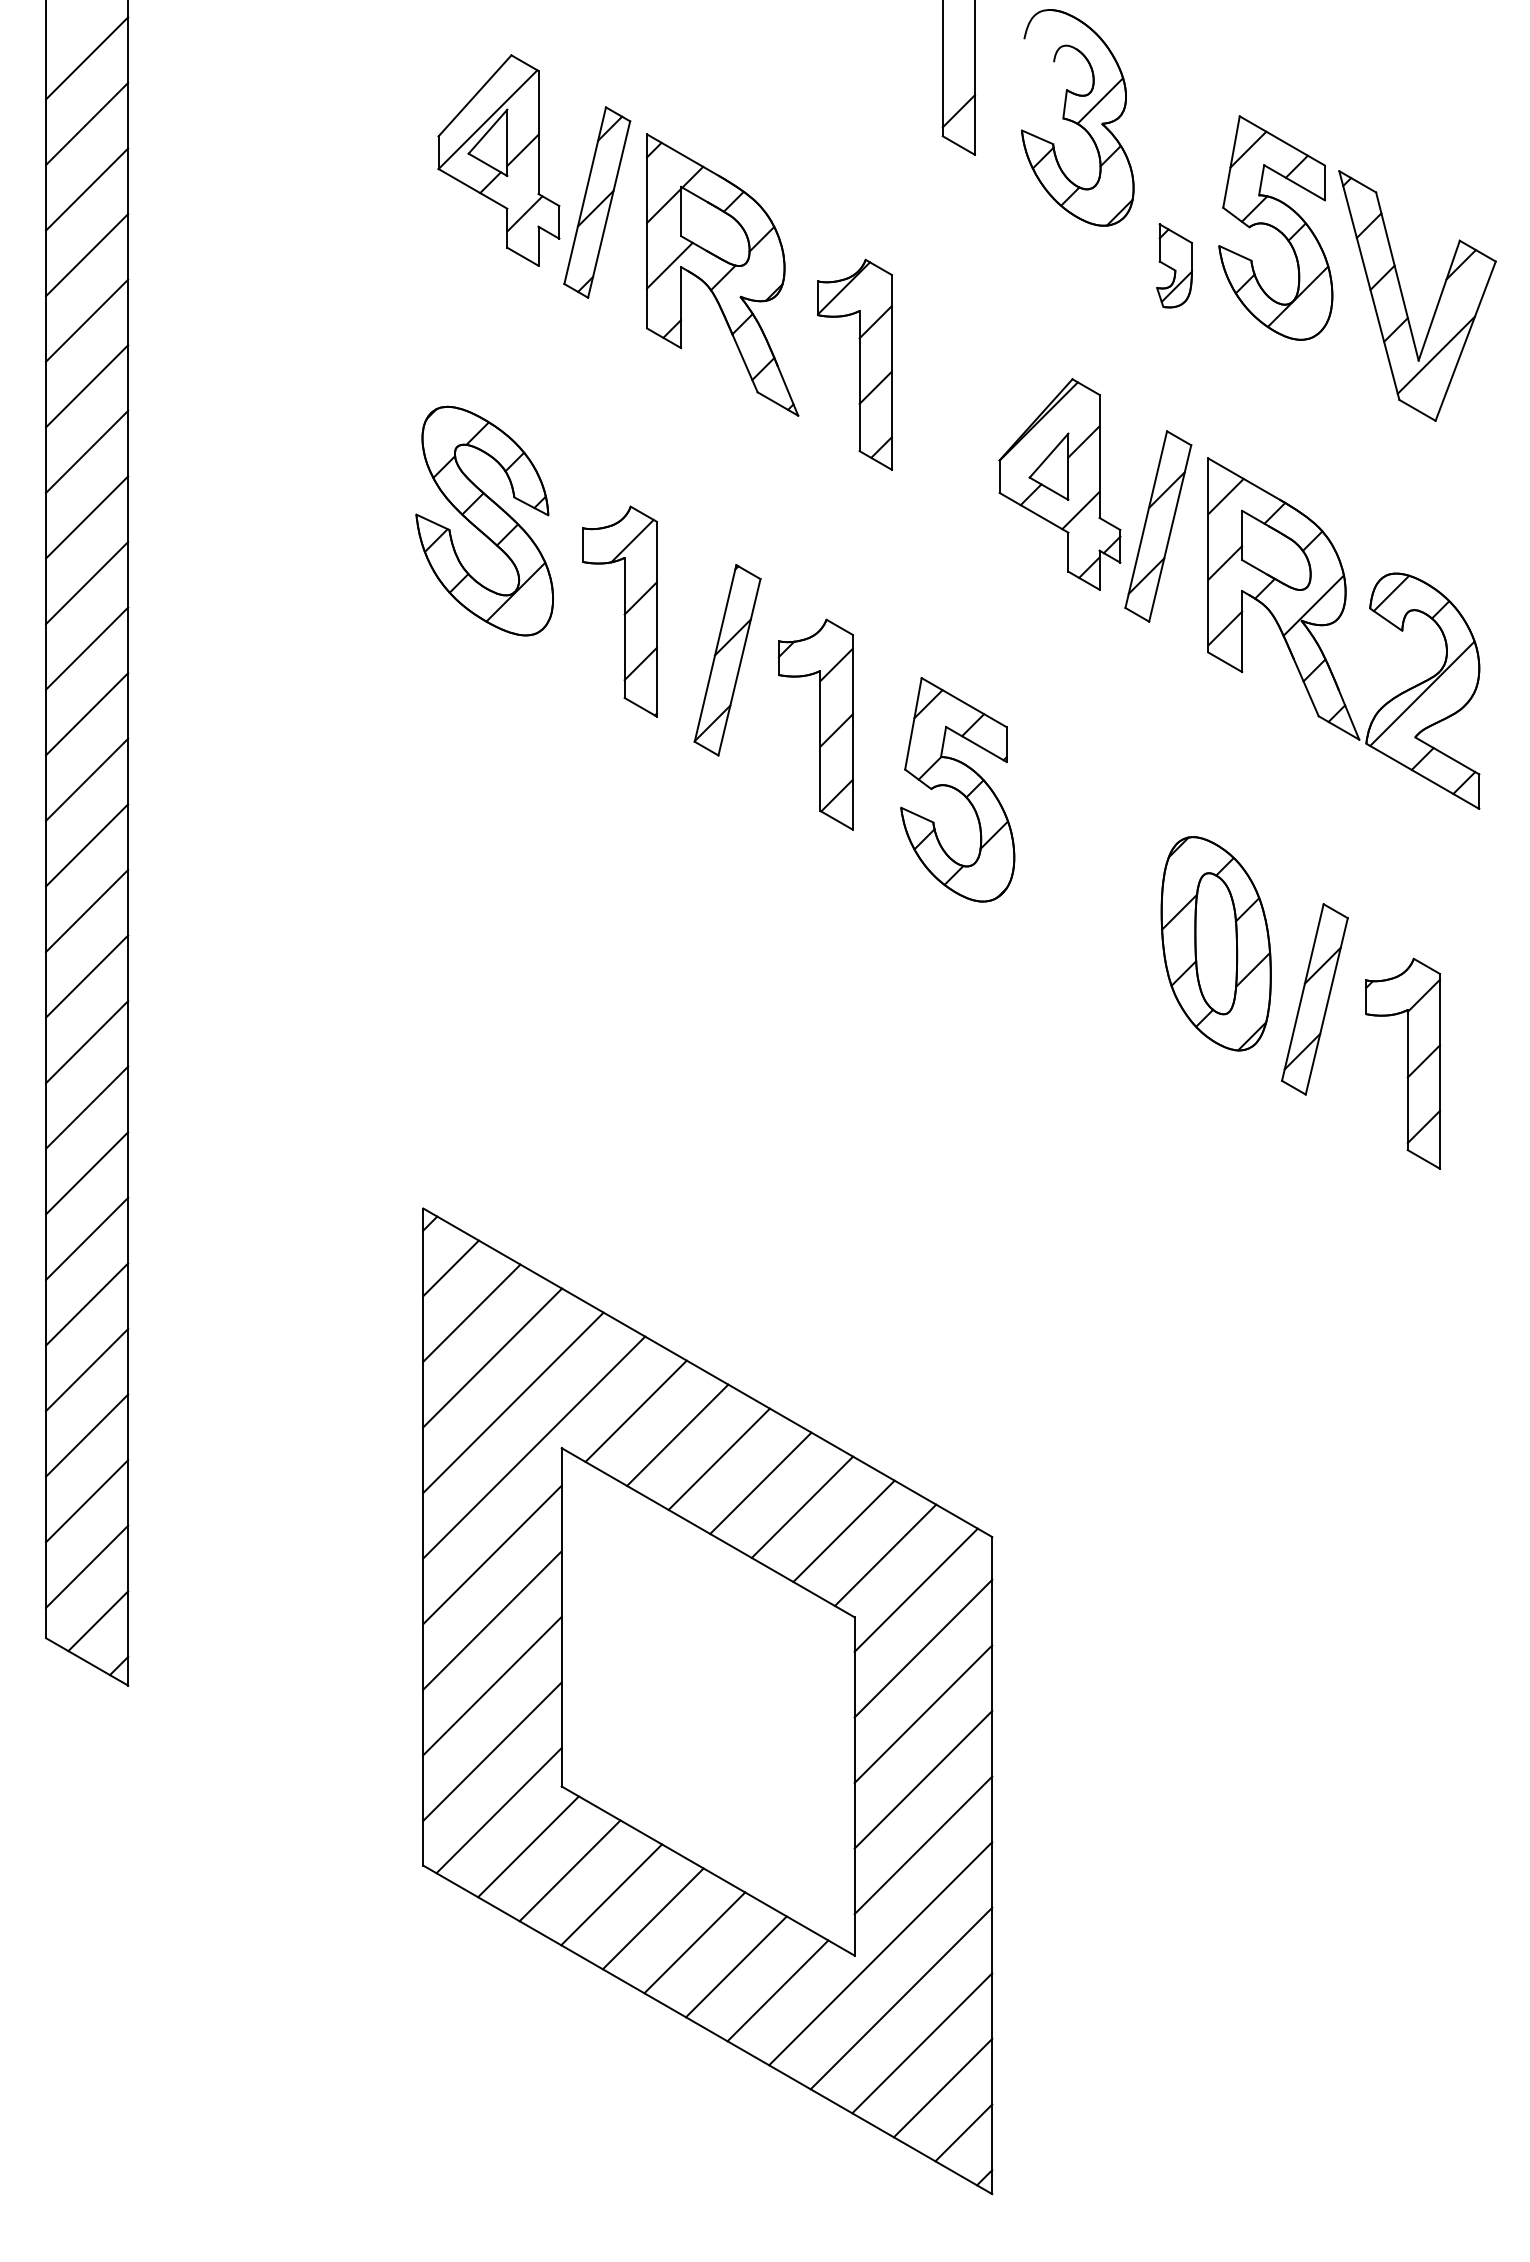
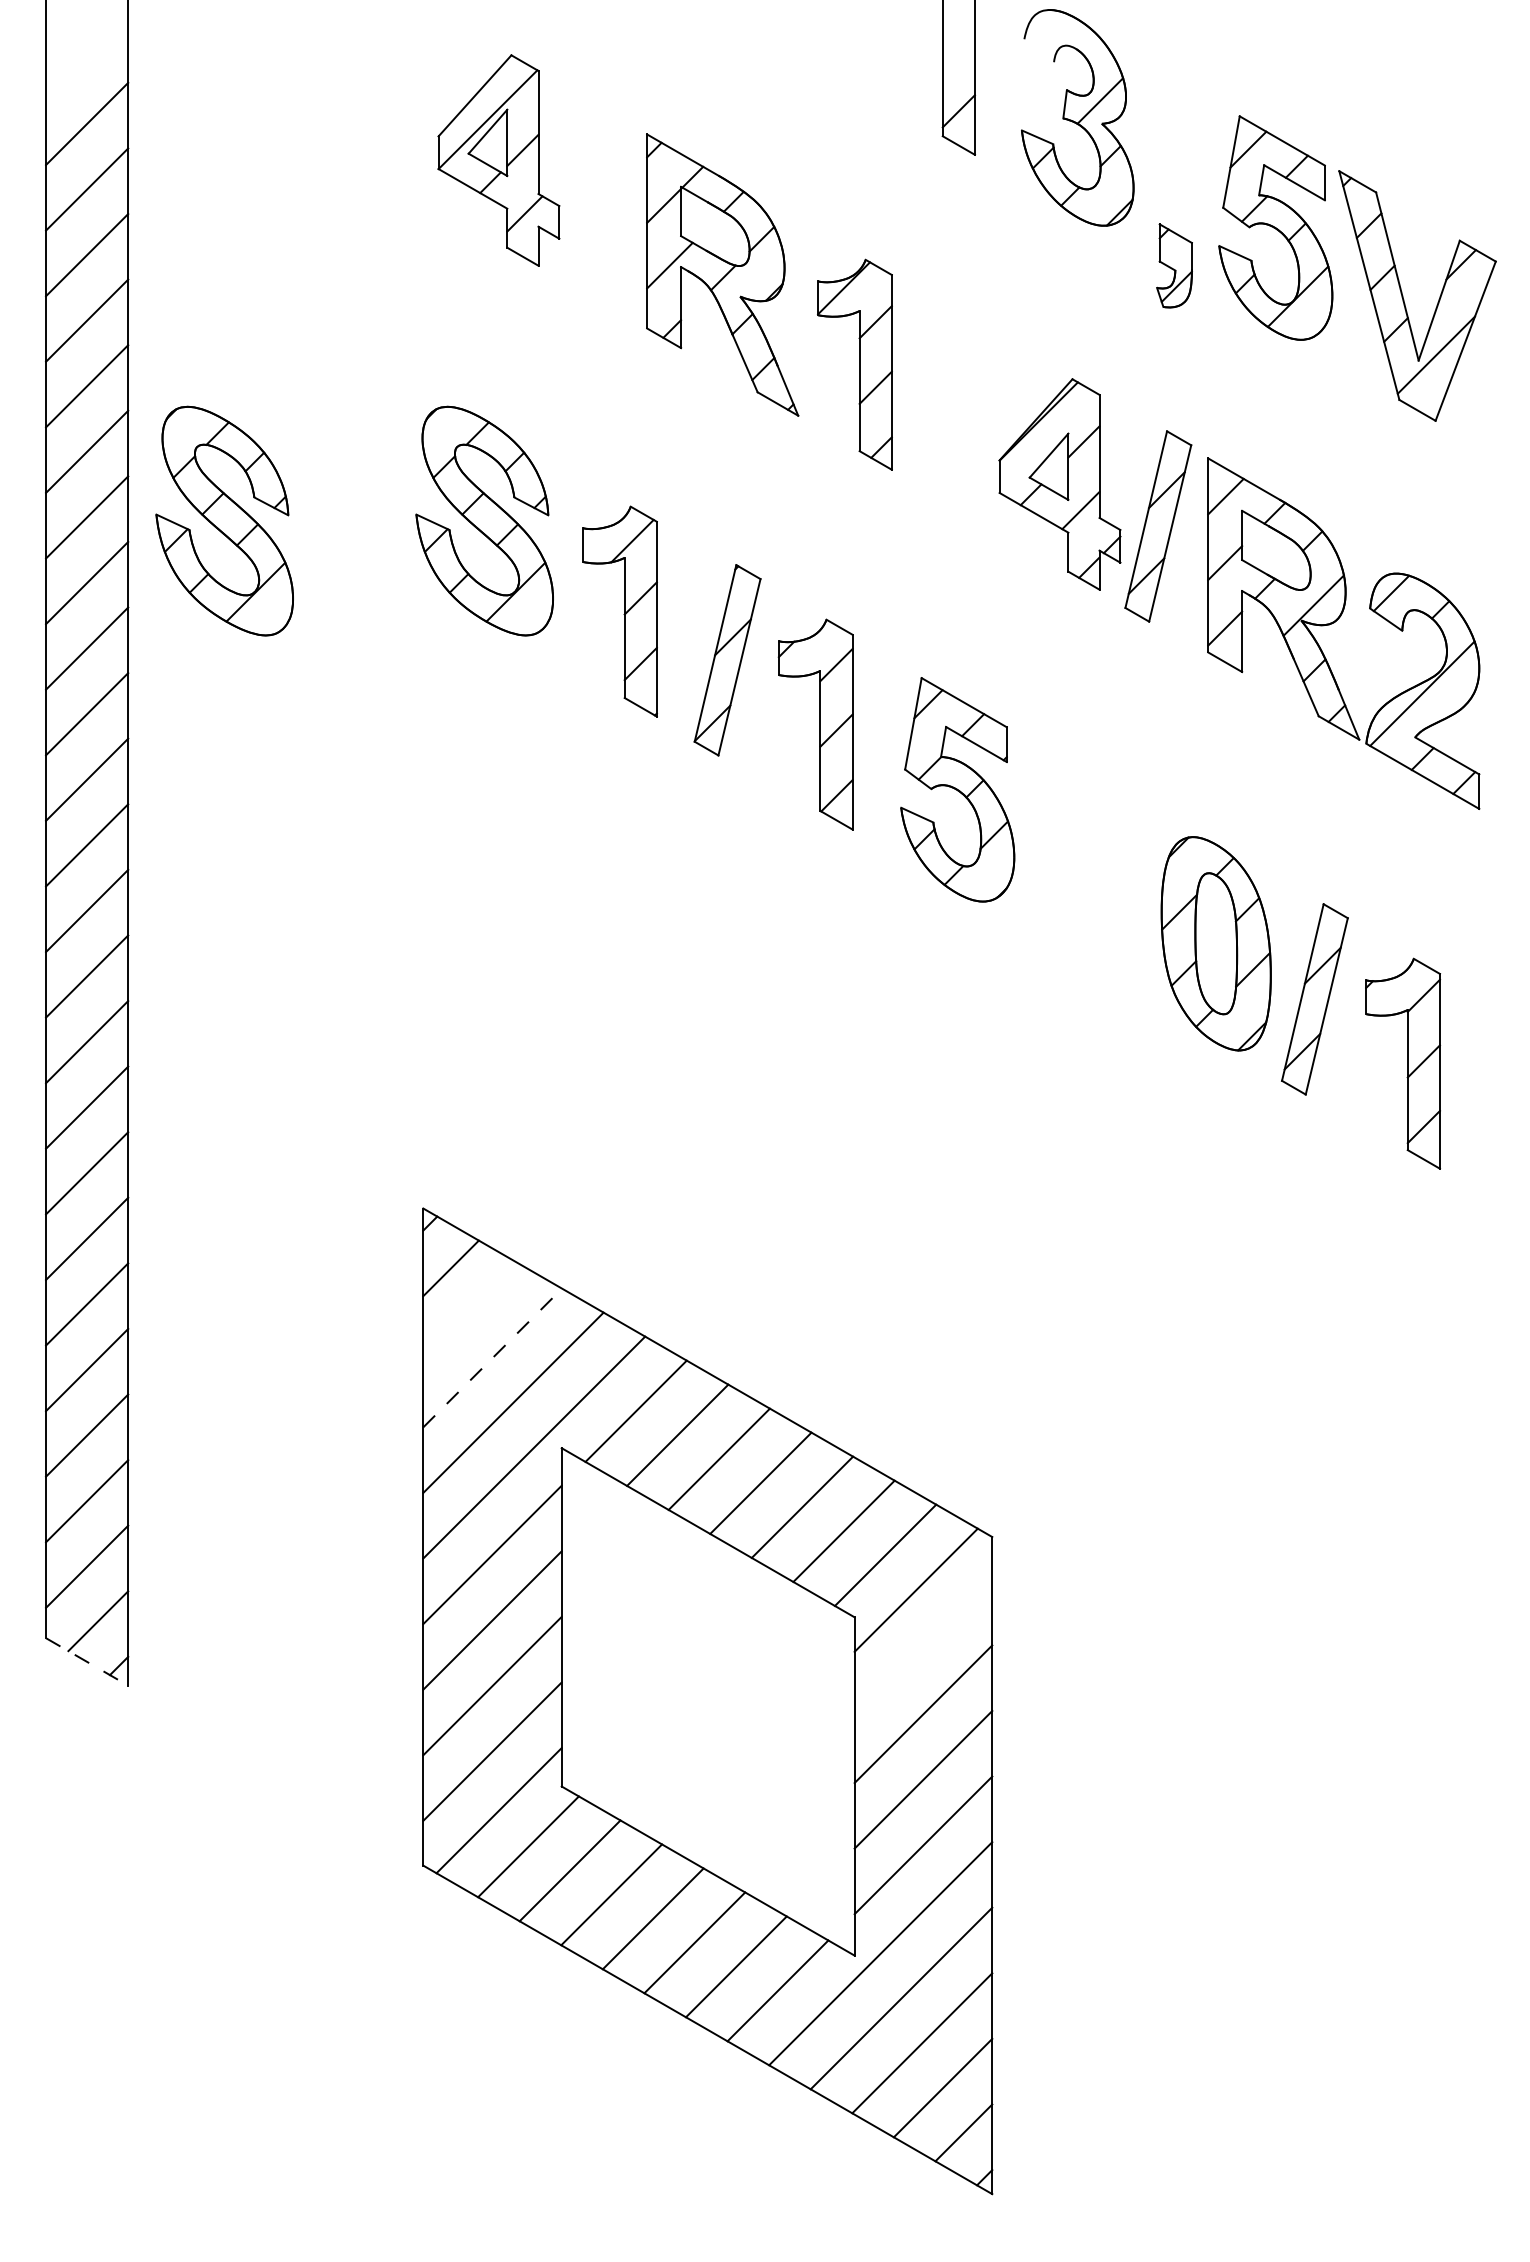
line: present -> none (87, 58)
part: present -> none (597, 202)
part: none -> present (224, 520)
line: present -> none (471, 1312)
line: solid -> dashed (493, 1357)
line: present -> none (923, 1648)
line: solid -> dashed (87, 1662)
